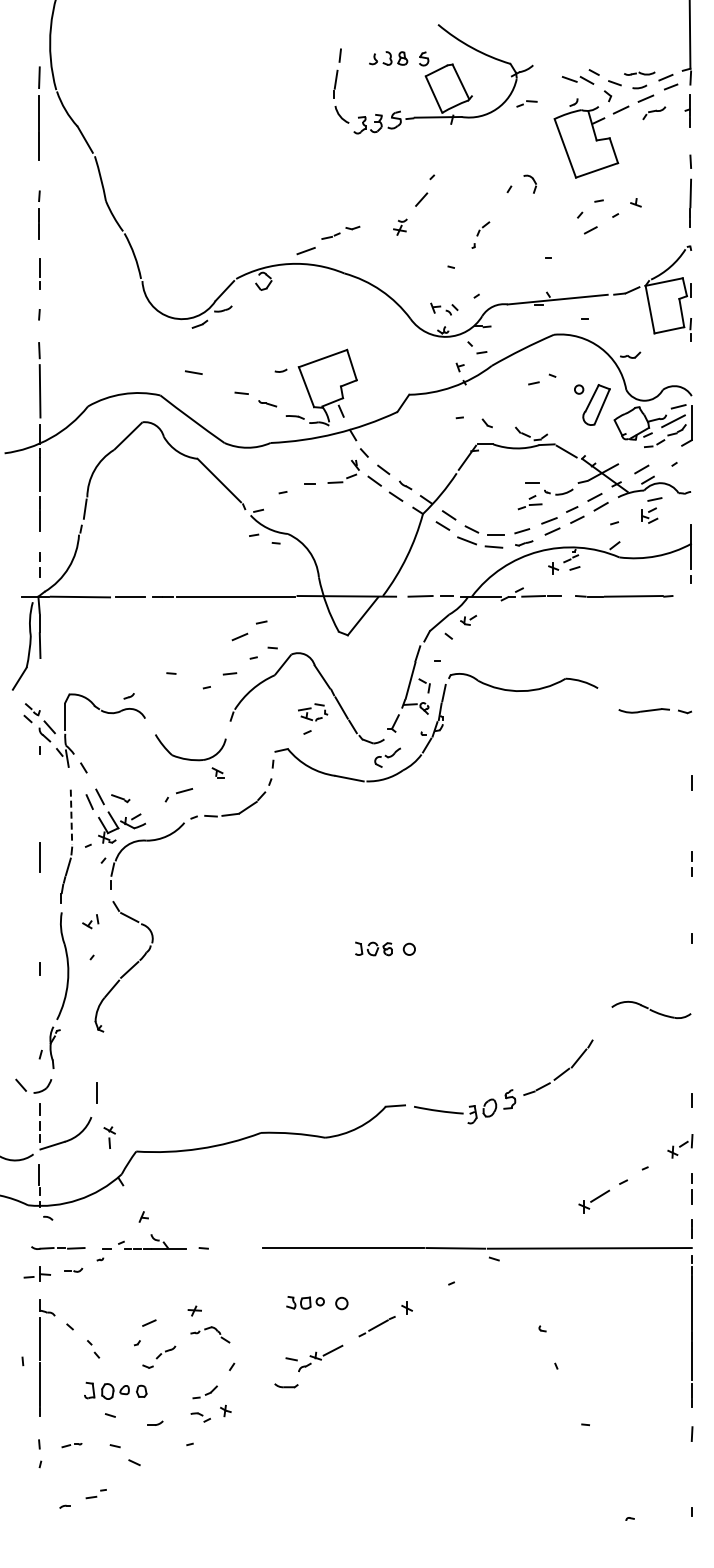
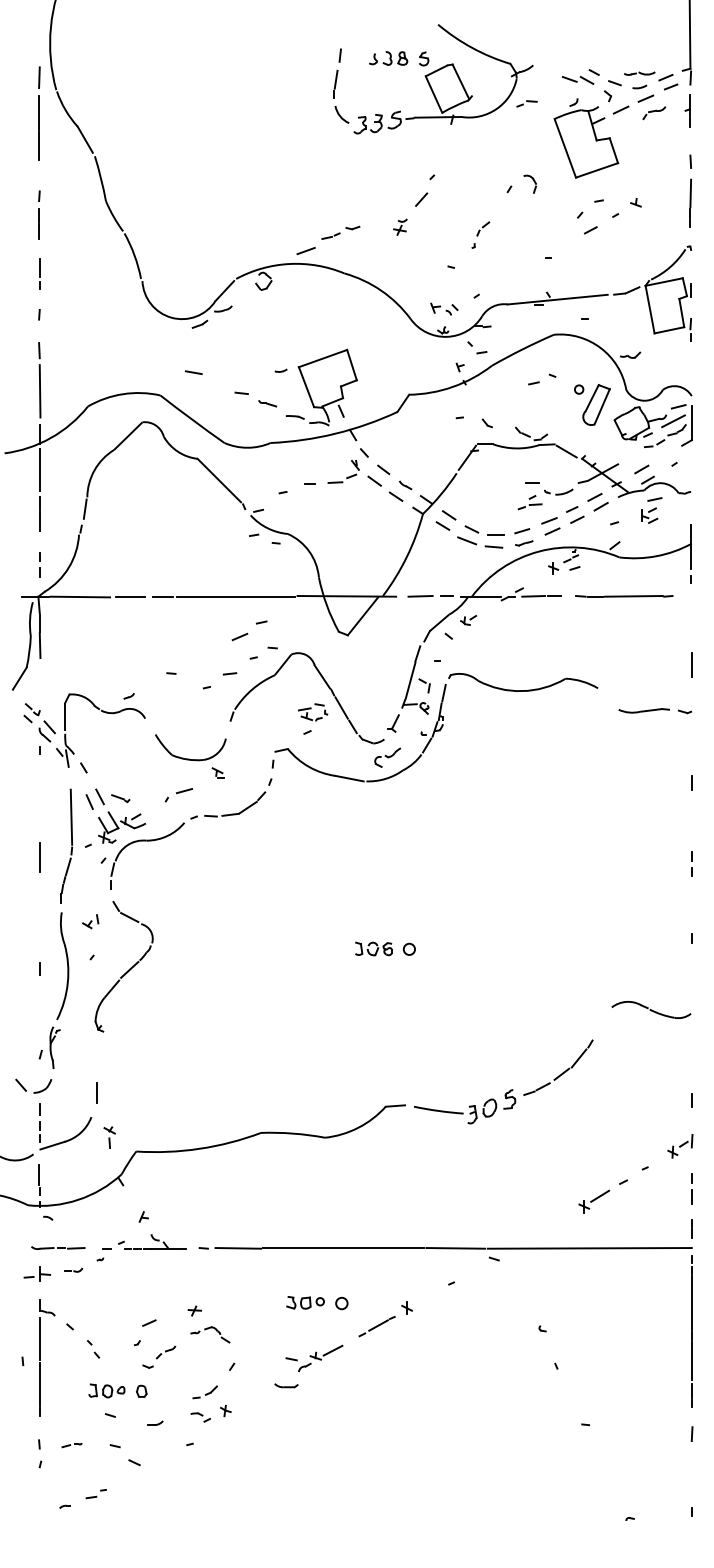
line: none -> present (691, 664)
line: dashed -> solid (71, 817)
line: none -> present (238, 1248)
part size: 46x19 px -> 38x16 px (106, 1390)
